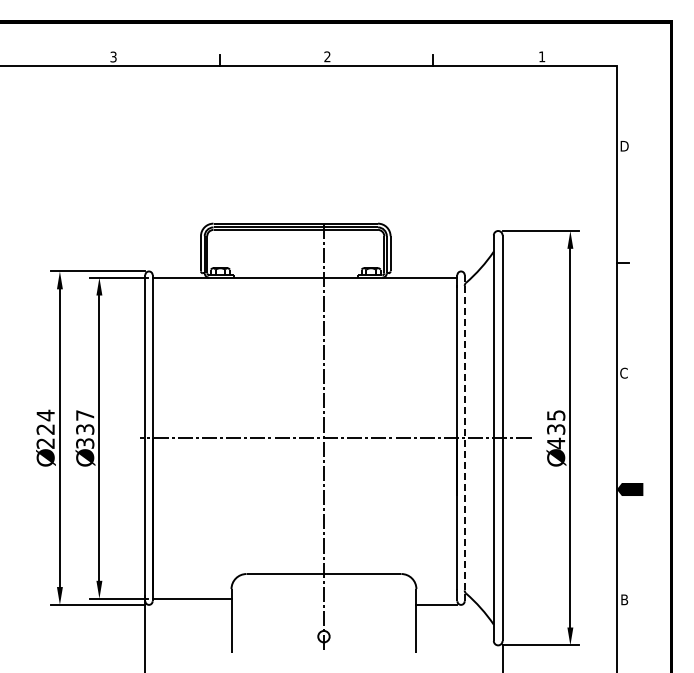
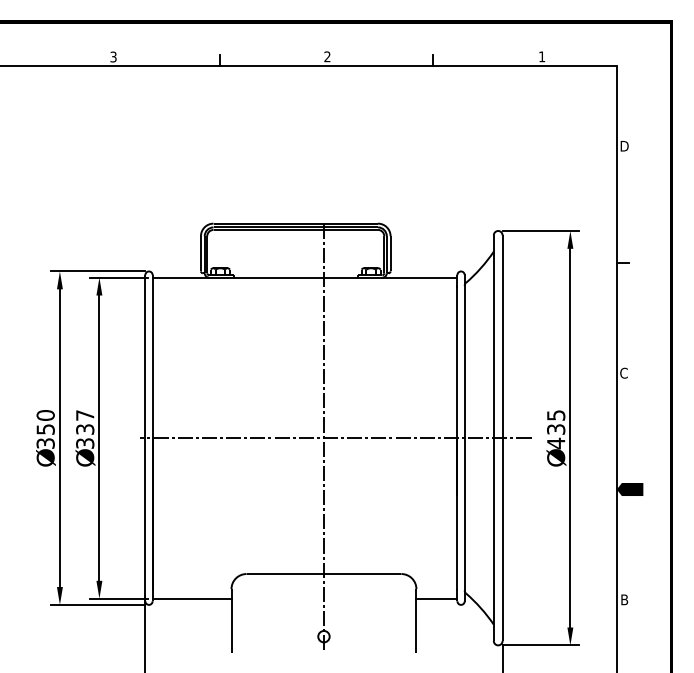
text: 224 -> 350 (45, 428)
line: dashed -> solid (464, 437)
line position: (436, 604) -> (436, 598) (436, 598)
